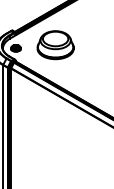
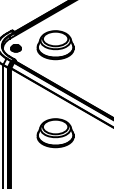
part: none -> present (55, 133)
